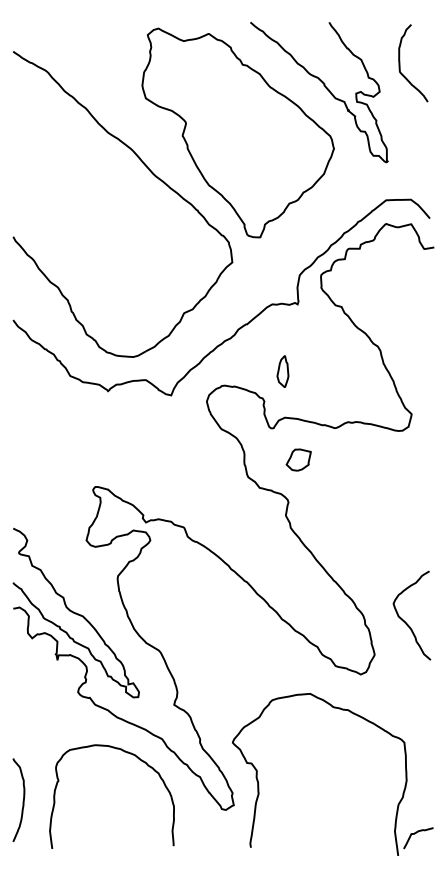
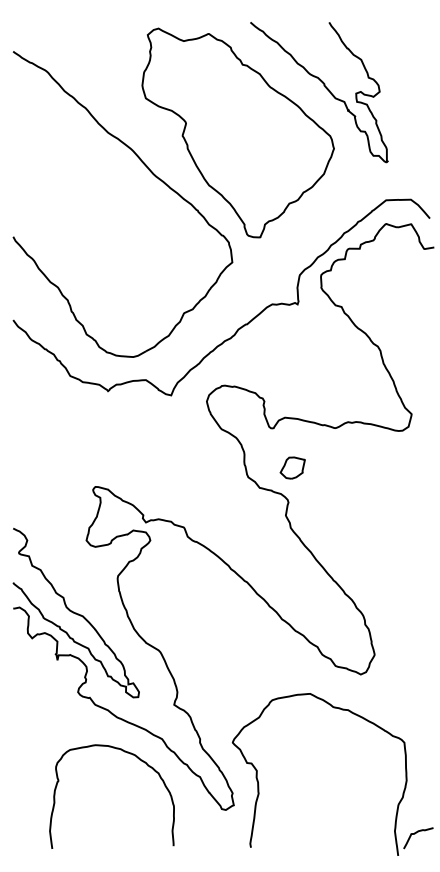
curve: present -> none (400, 63)
part: present -> none (282, 371)
part position: (298, 459) -> (292, 467) (292, 467)
curve: present -> none (405, 621)
curve: present -> none (22, 800)
